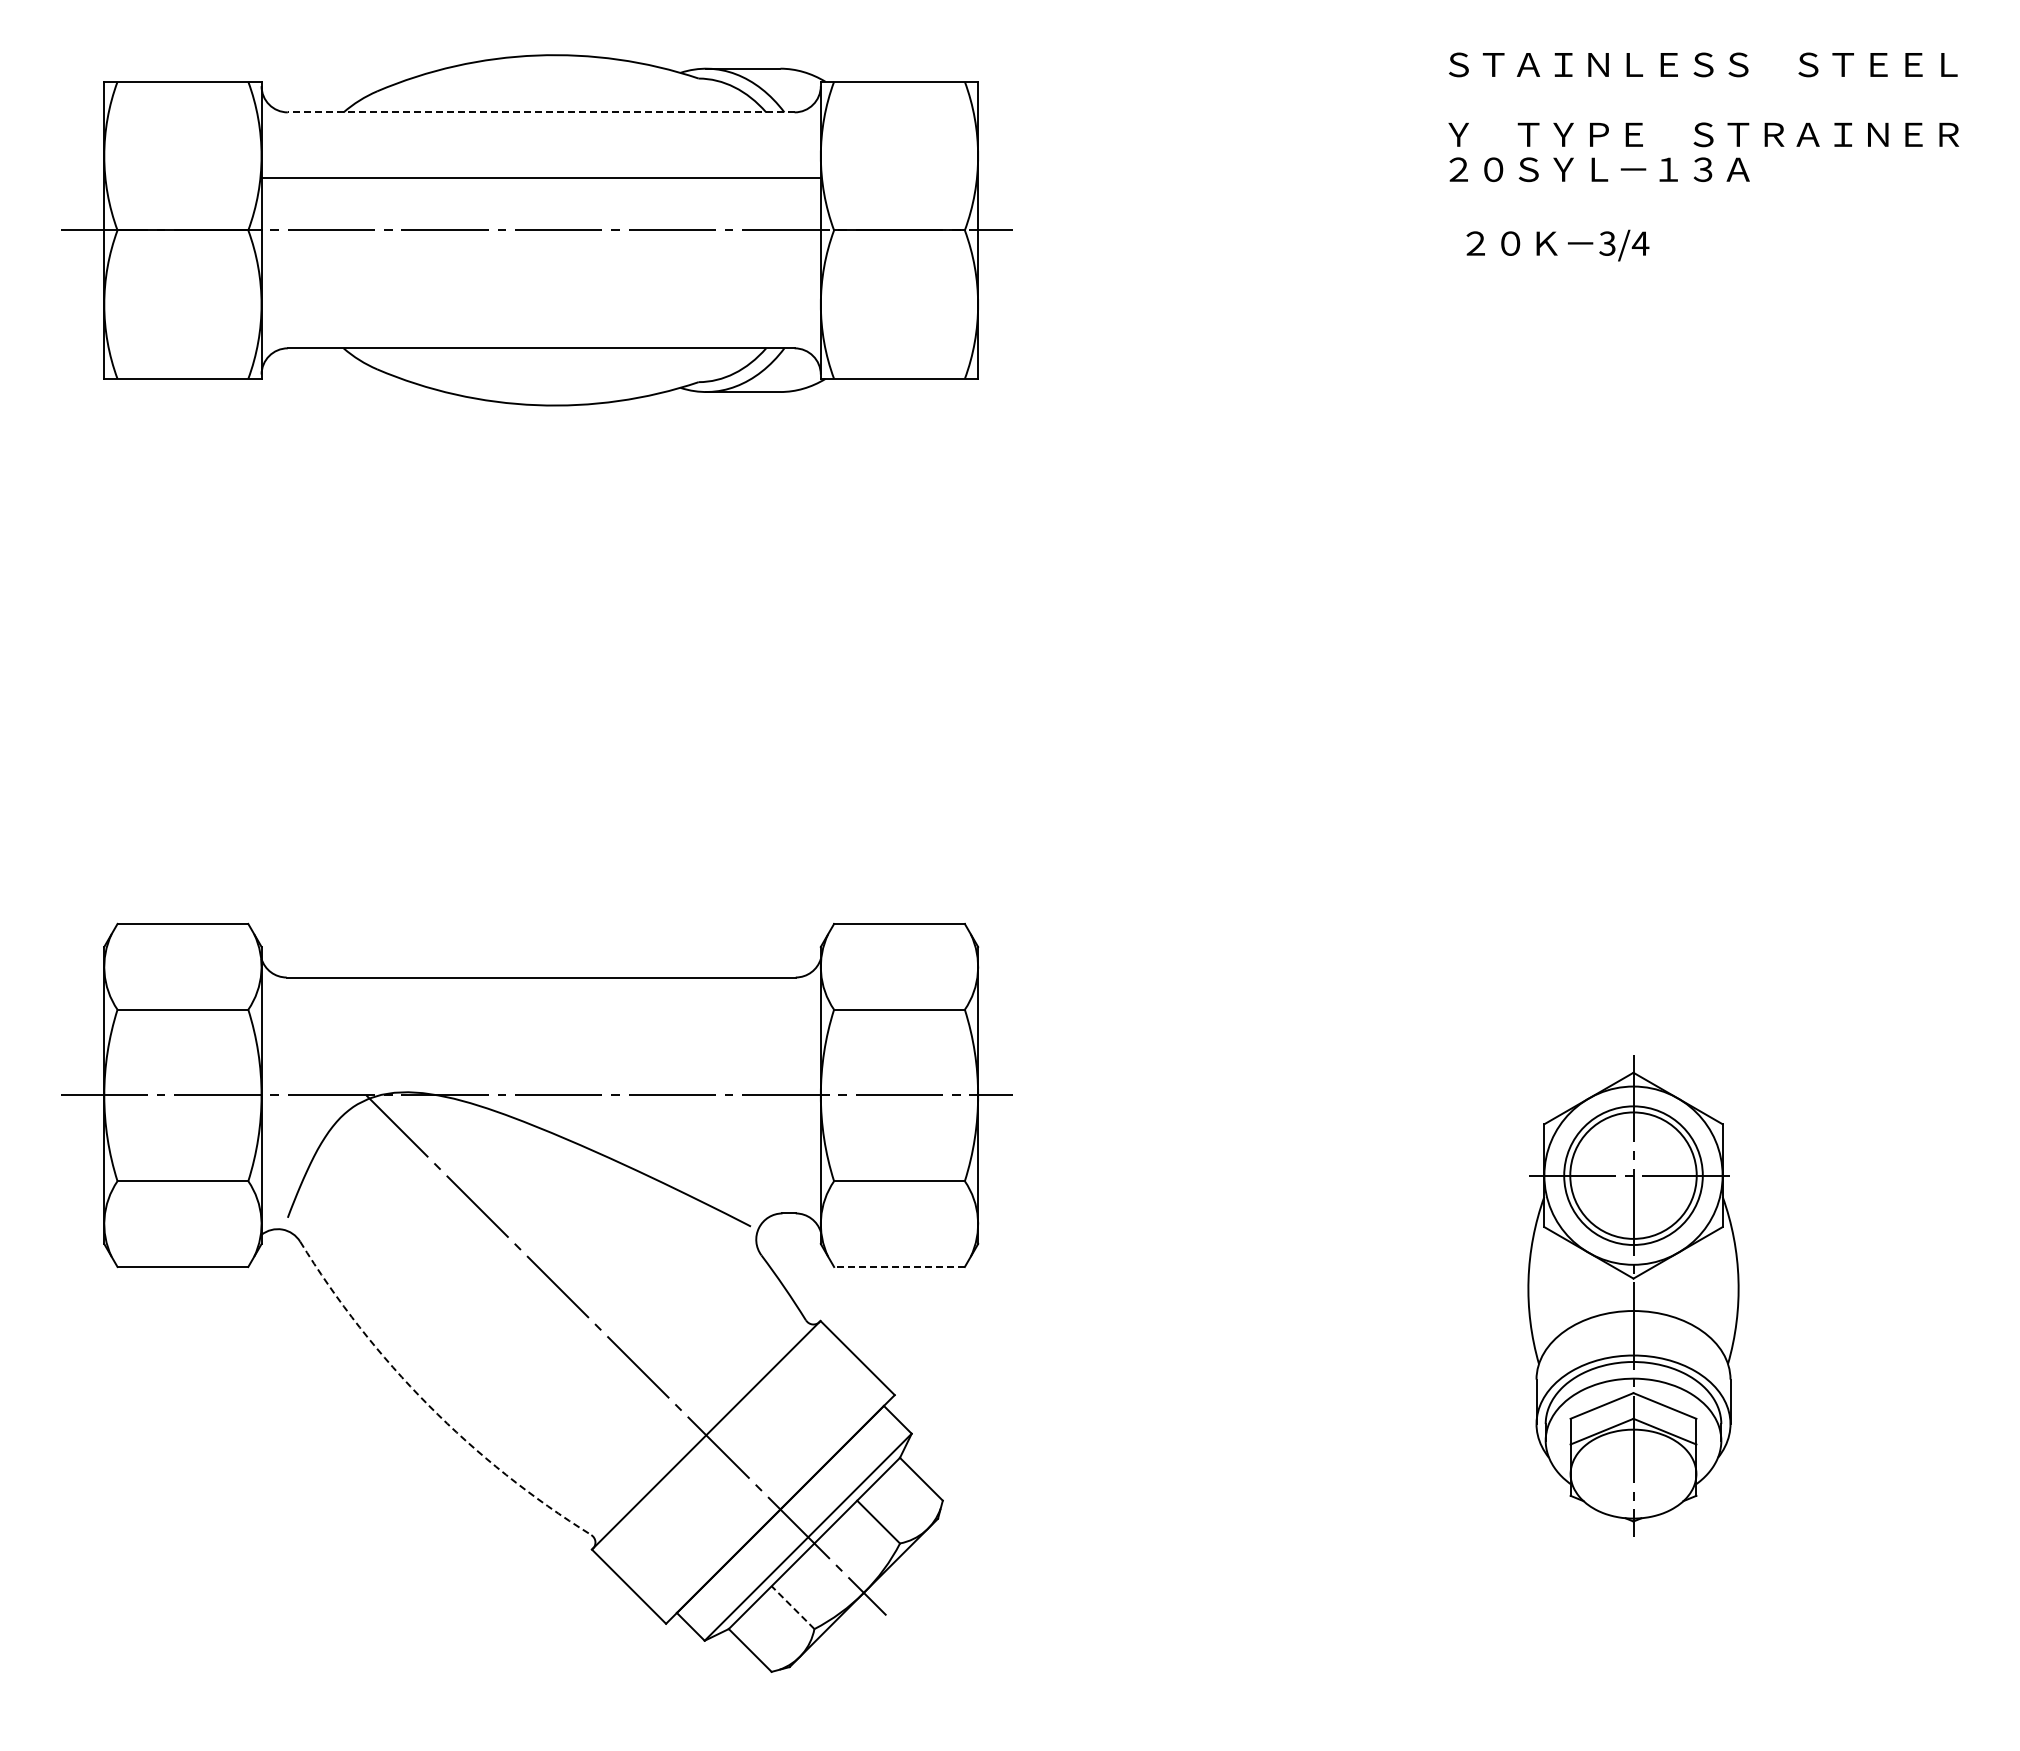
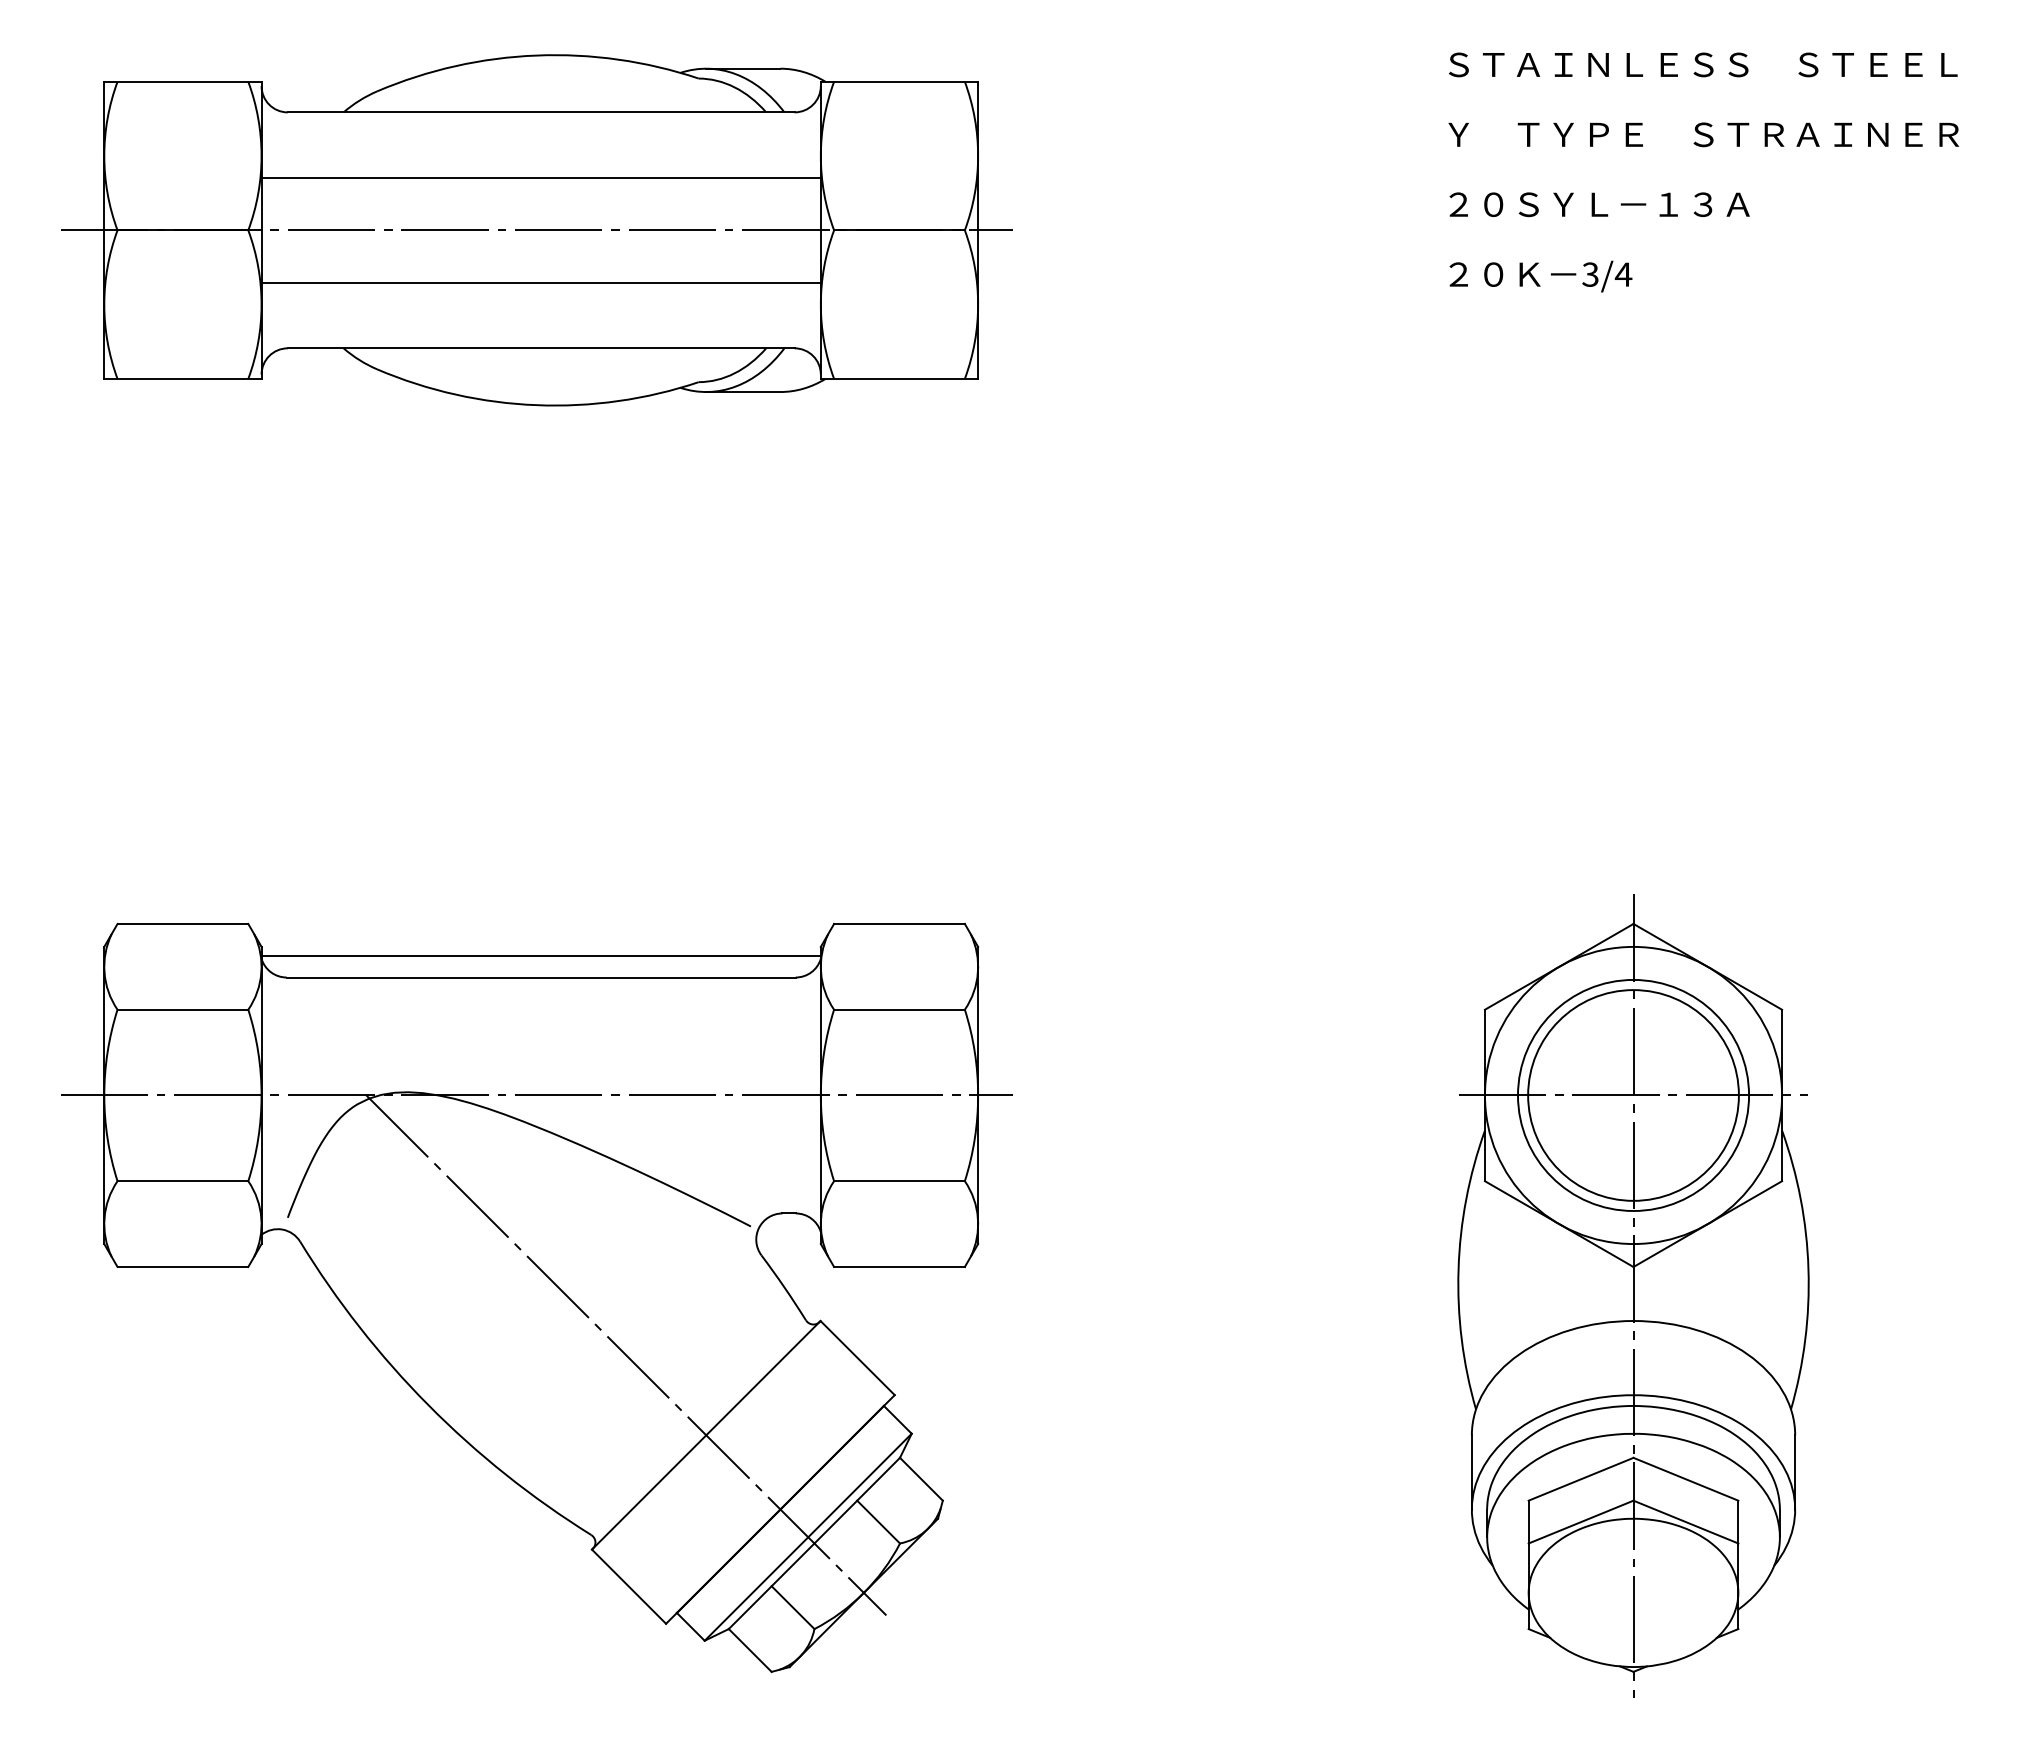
line: dashed -> solid (540, 112)
text position: (1599, 169) -> (1599, 204) (1599, 204)
text position: (1557, 245) -> (1540, 276) (1540, 276)
line: none -> present (540, 282)
line: none -> present (540, 955)
line: dashed -> solid (898, 1267)
part size: 213x482 px -> 353x804 px (1633, 1295)
arc: dashed -> solid (428, 1405)
line: dashed -> solid (792, 1607)
